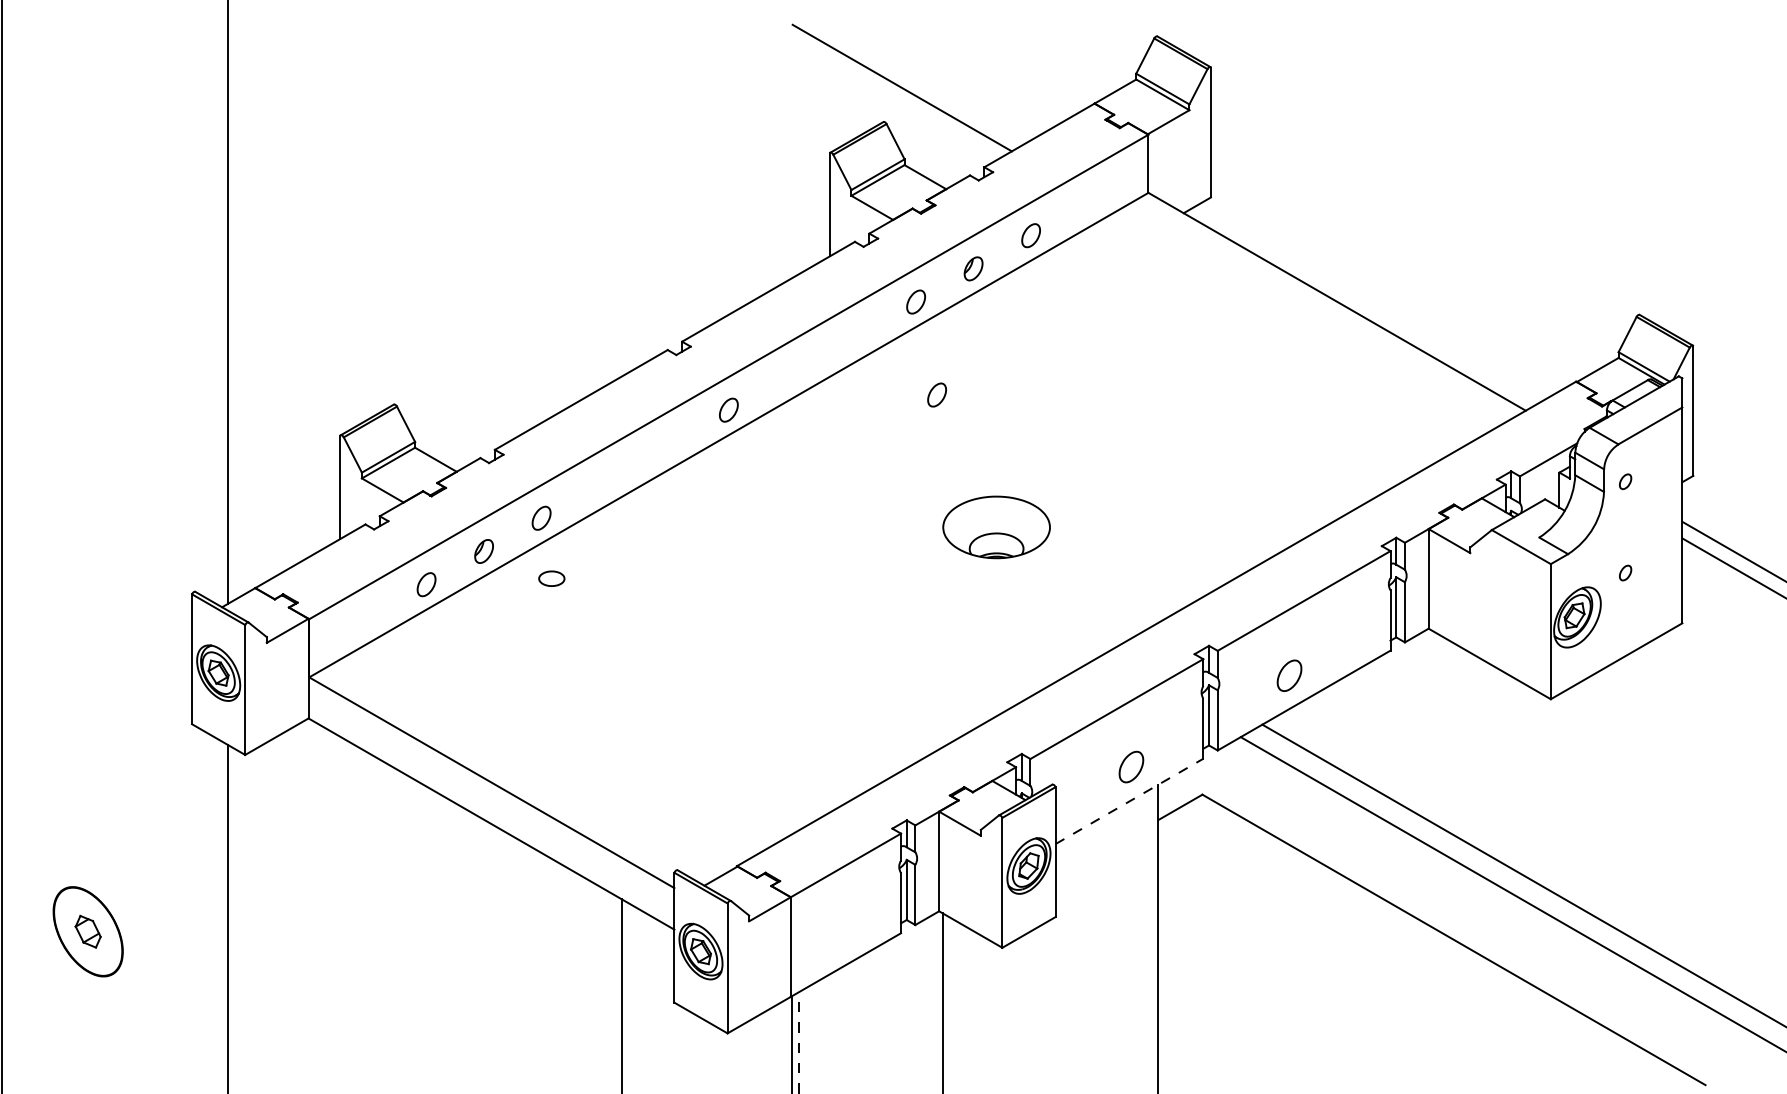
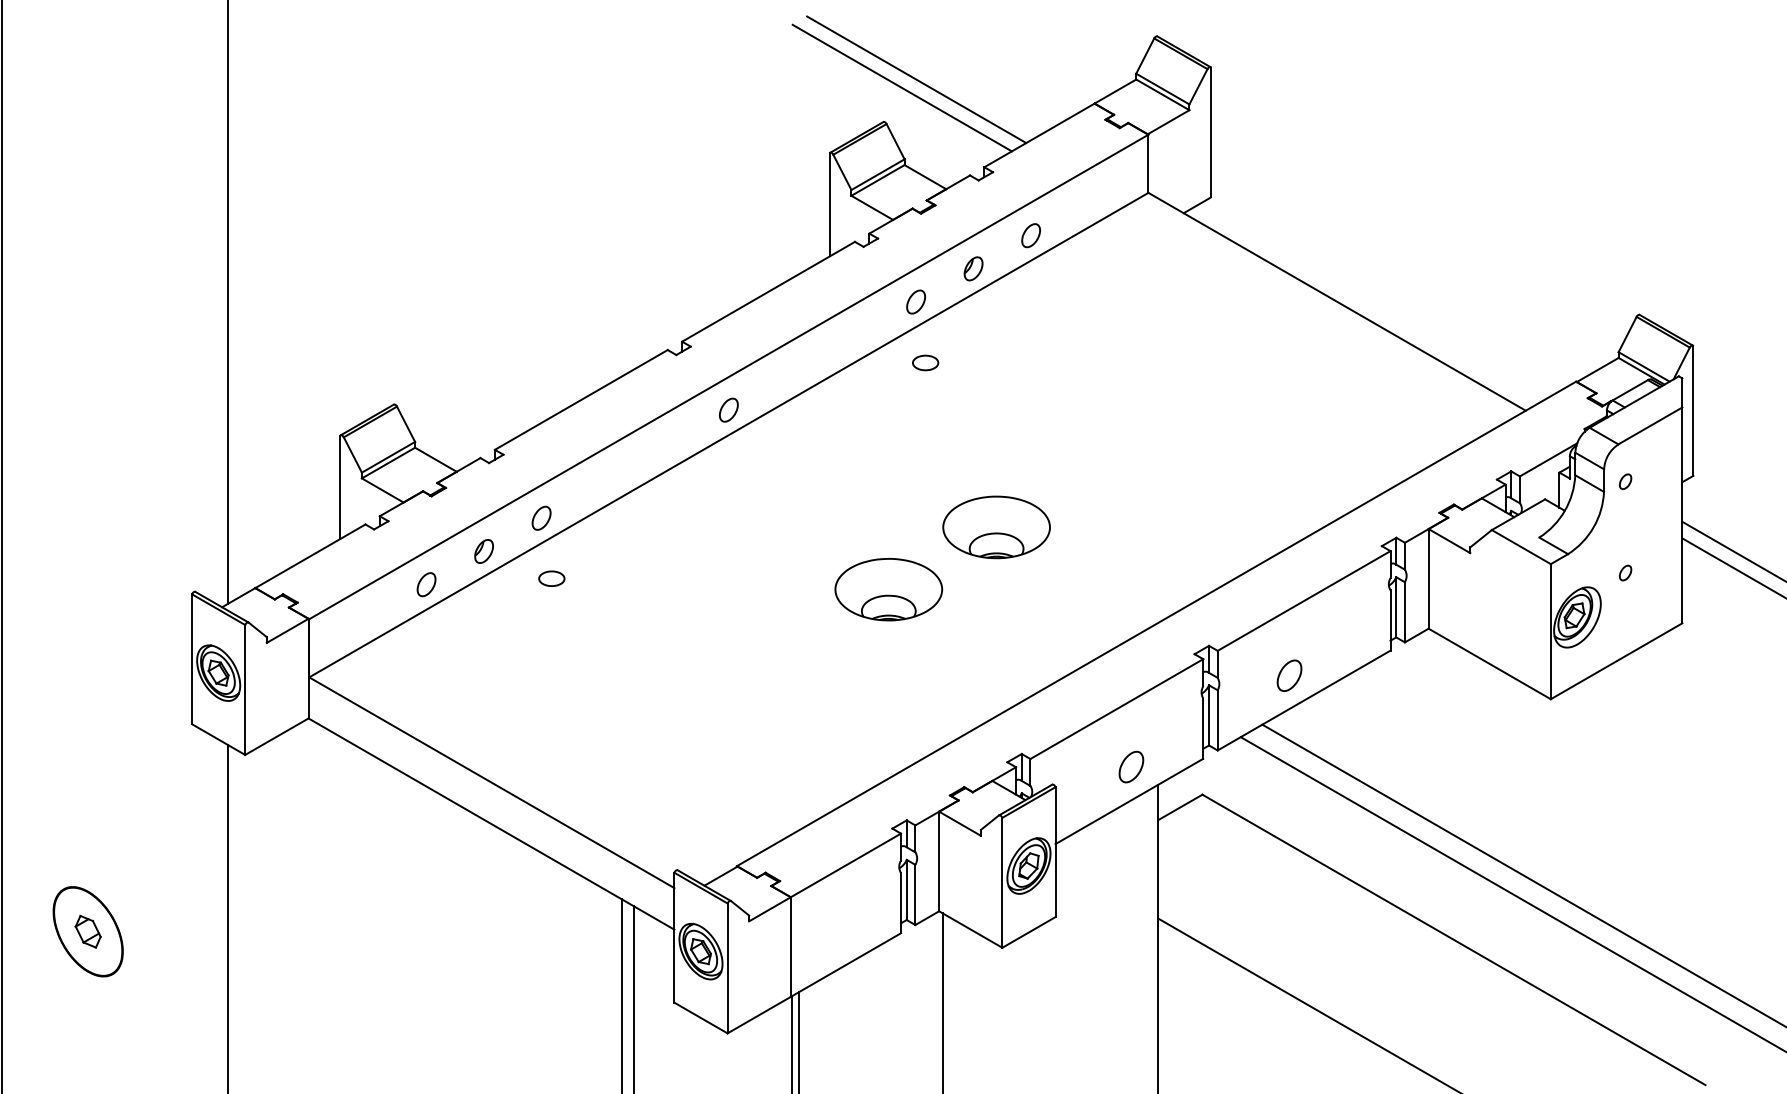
line: none -> present (916, 79)
part: none -> present (925, 362)
part: present -> none (936, 394)
part: none -> present (888, 589)
line: dashed -> solid (1129, 801)
line: none -> present (633, 998)
line: none -> present (1307, 1004)
line: dashed -> solid (798, 1043)
